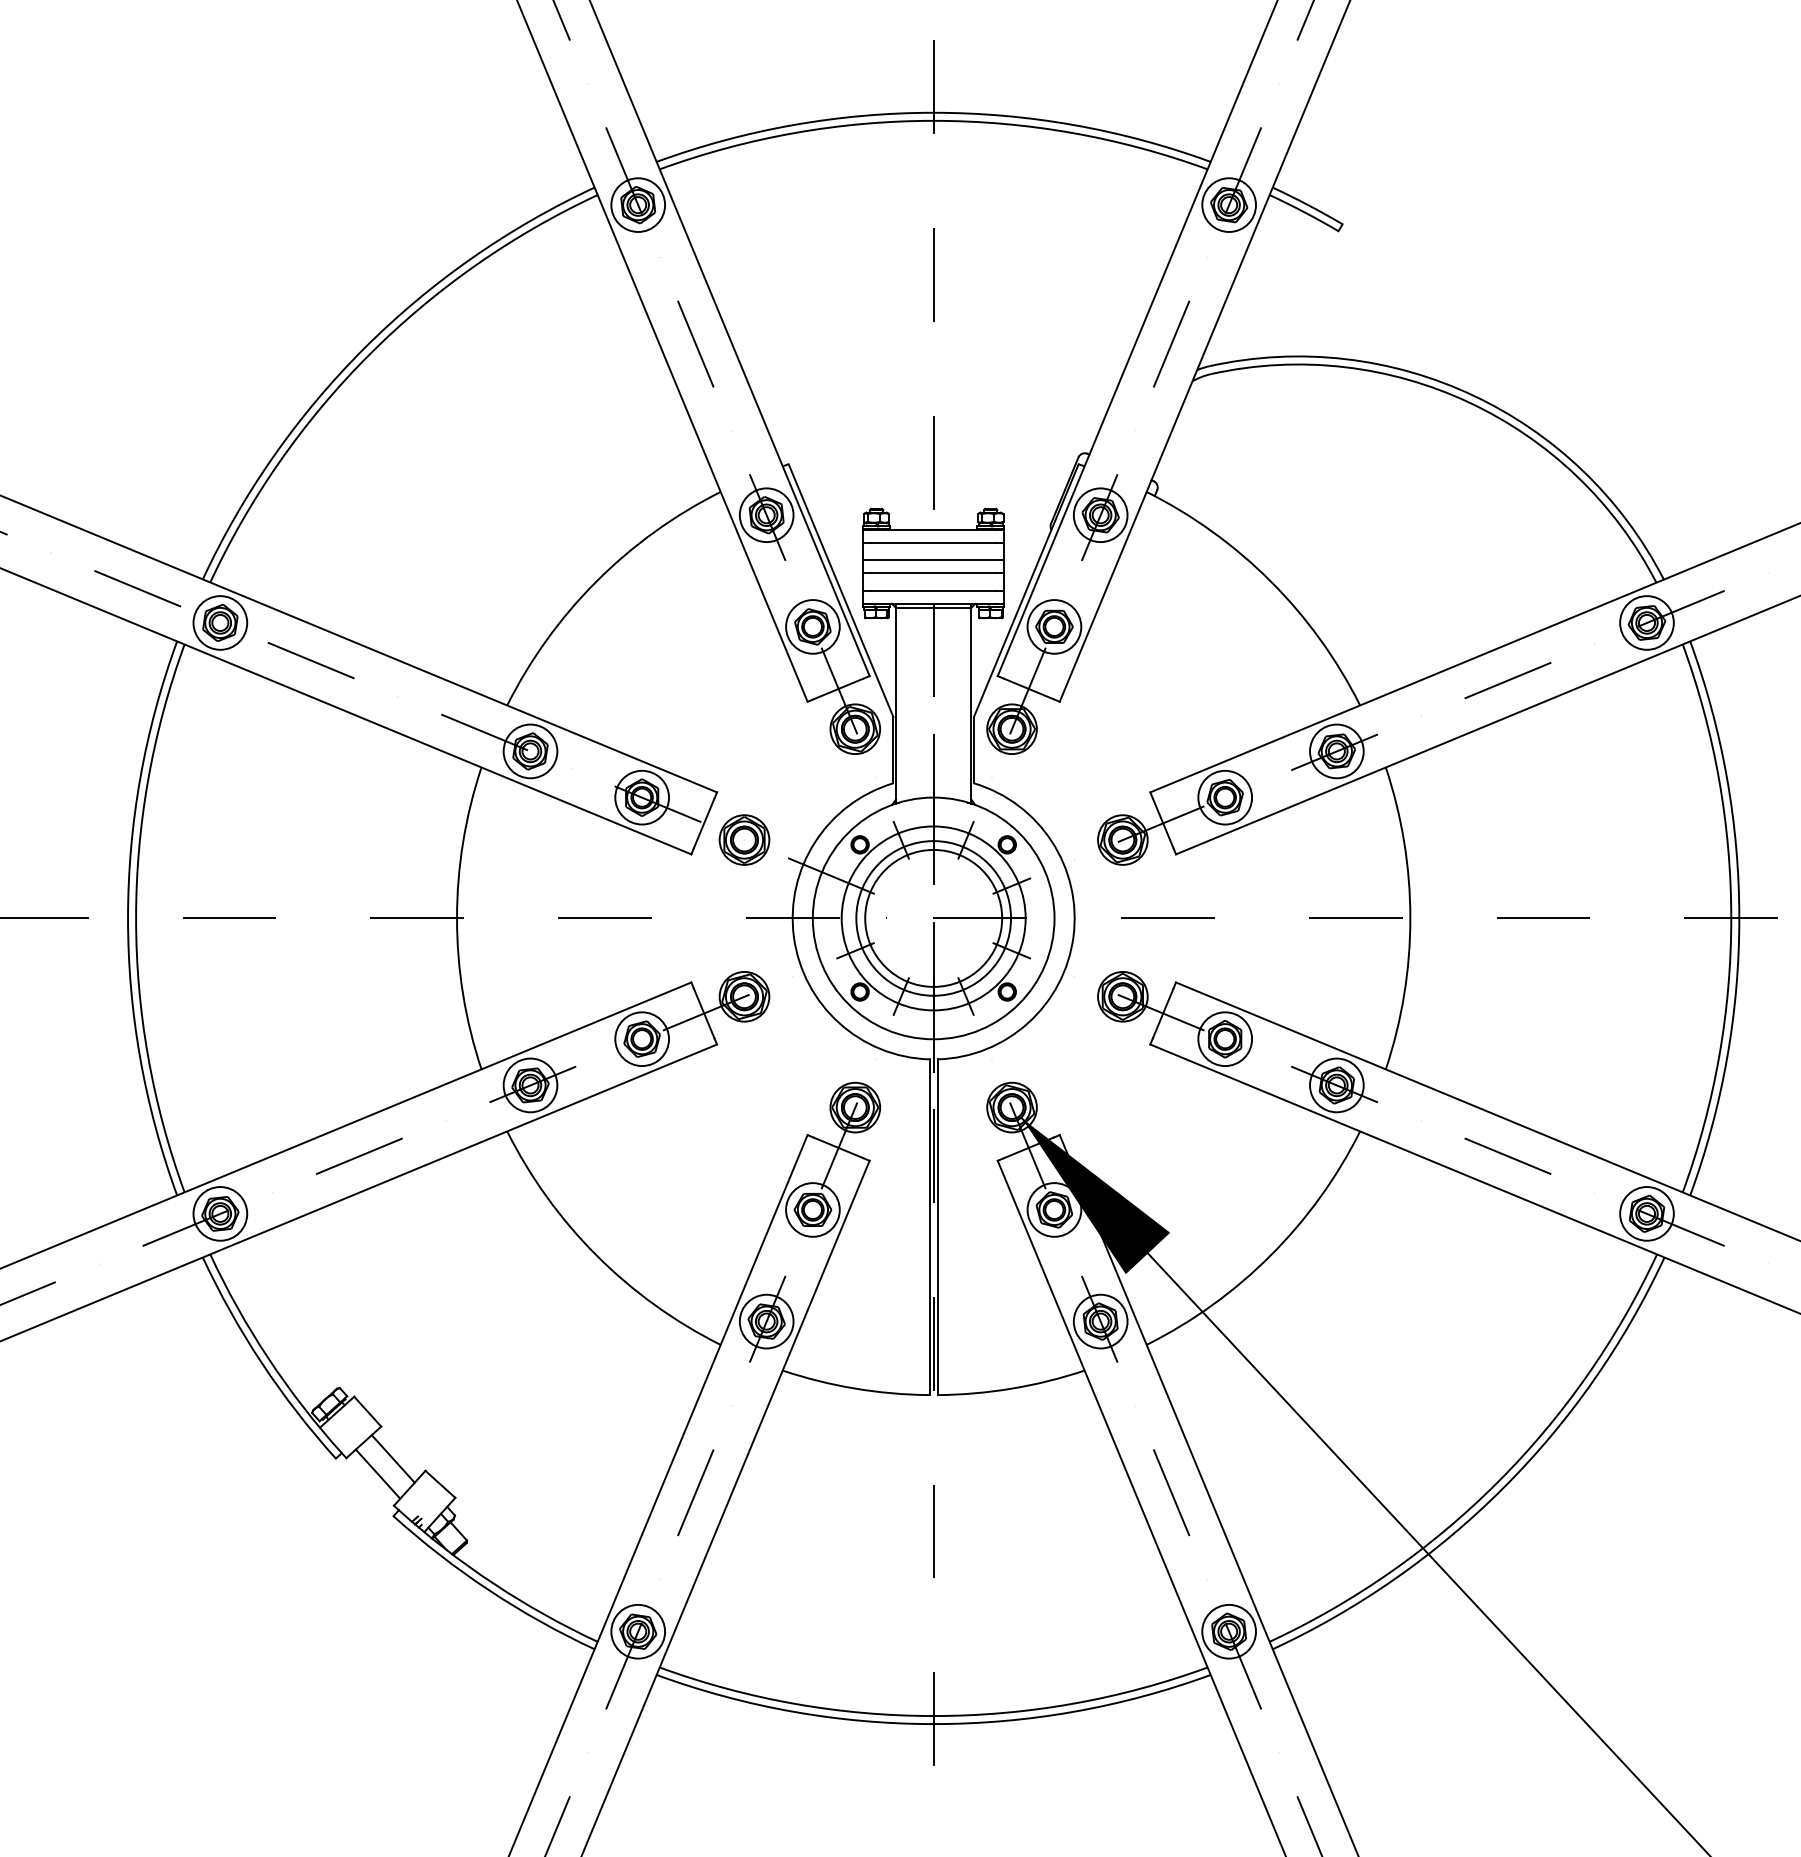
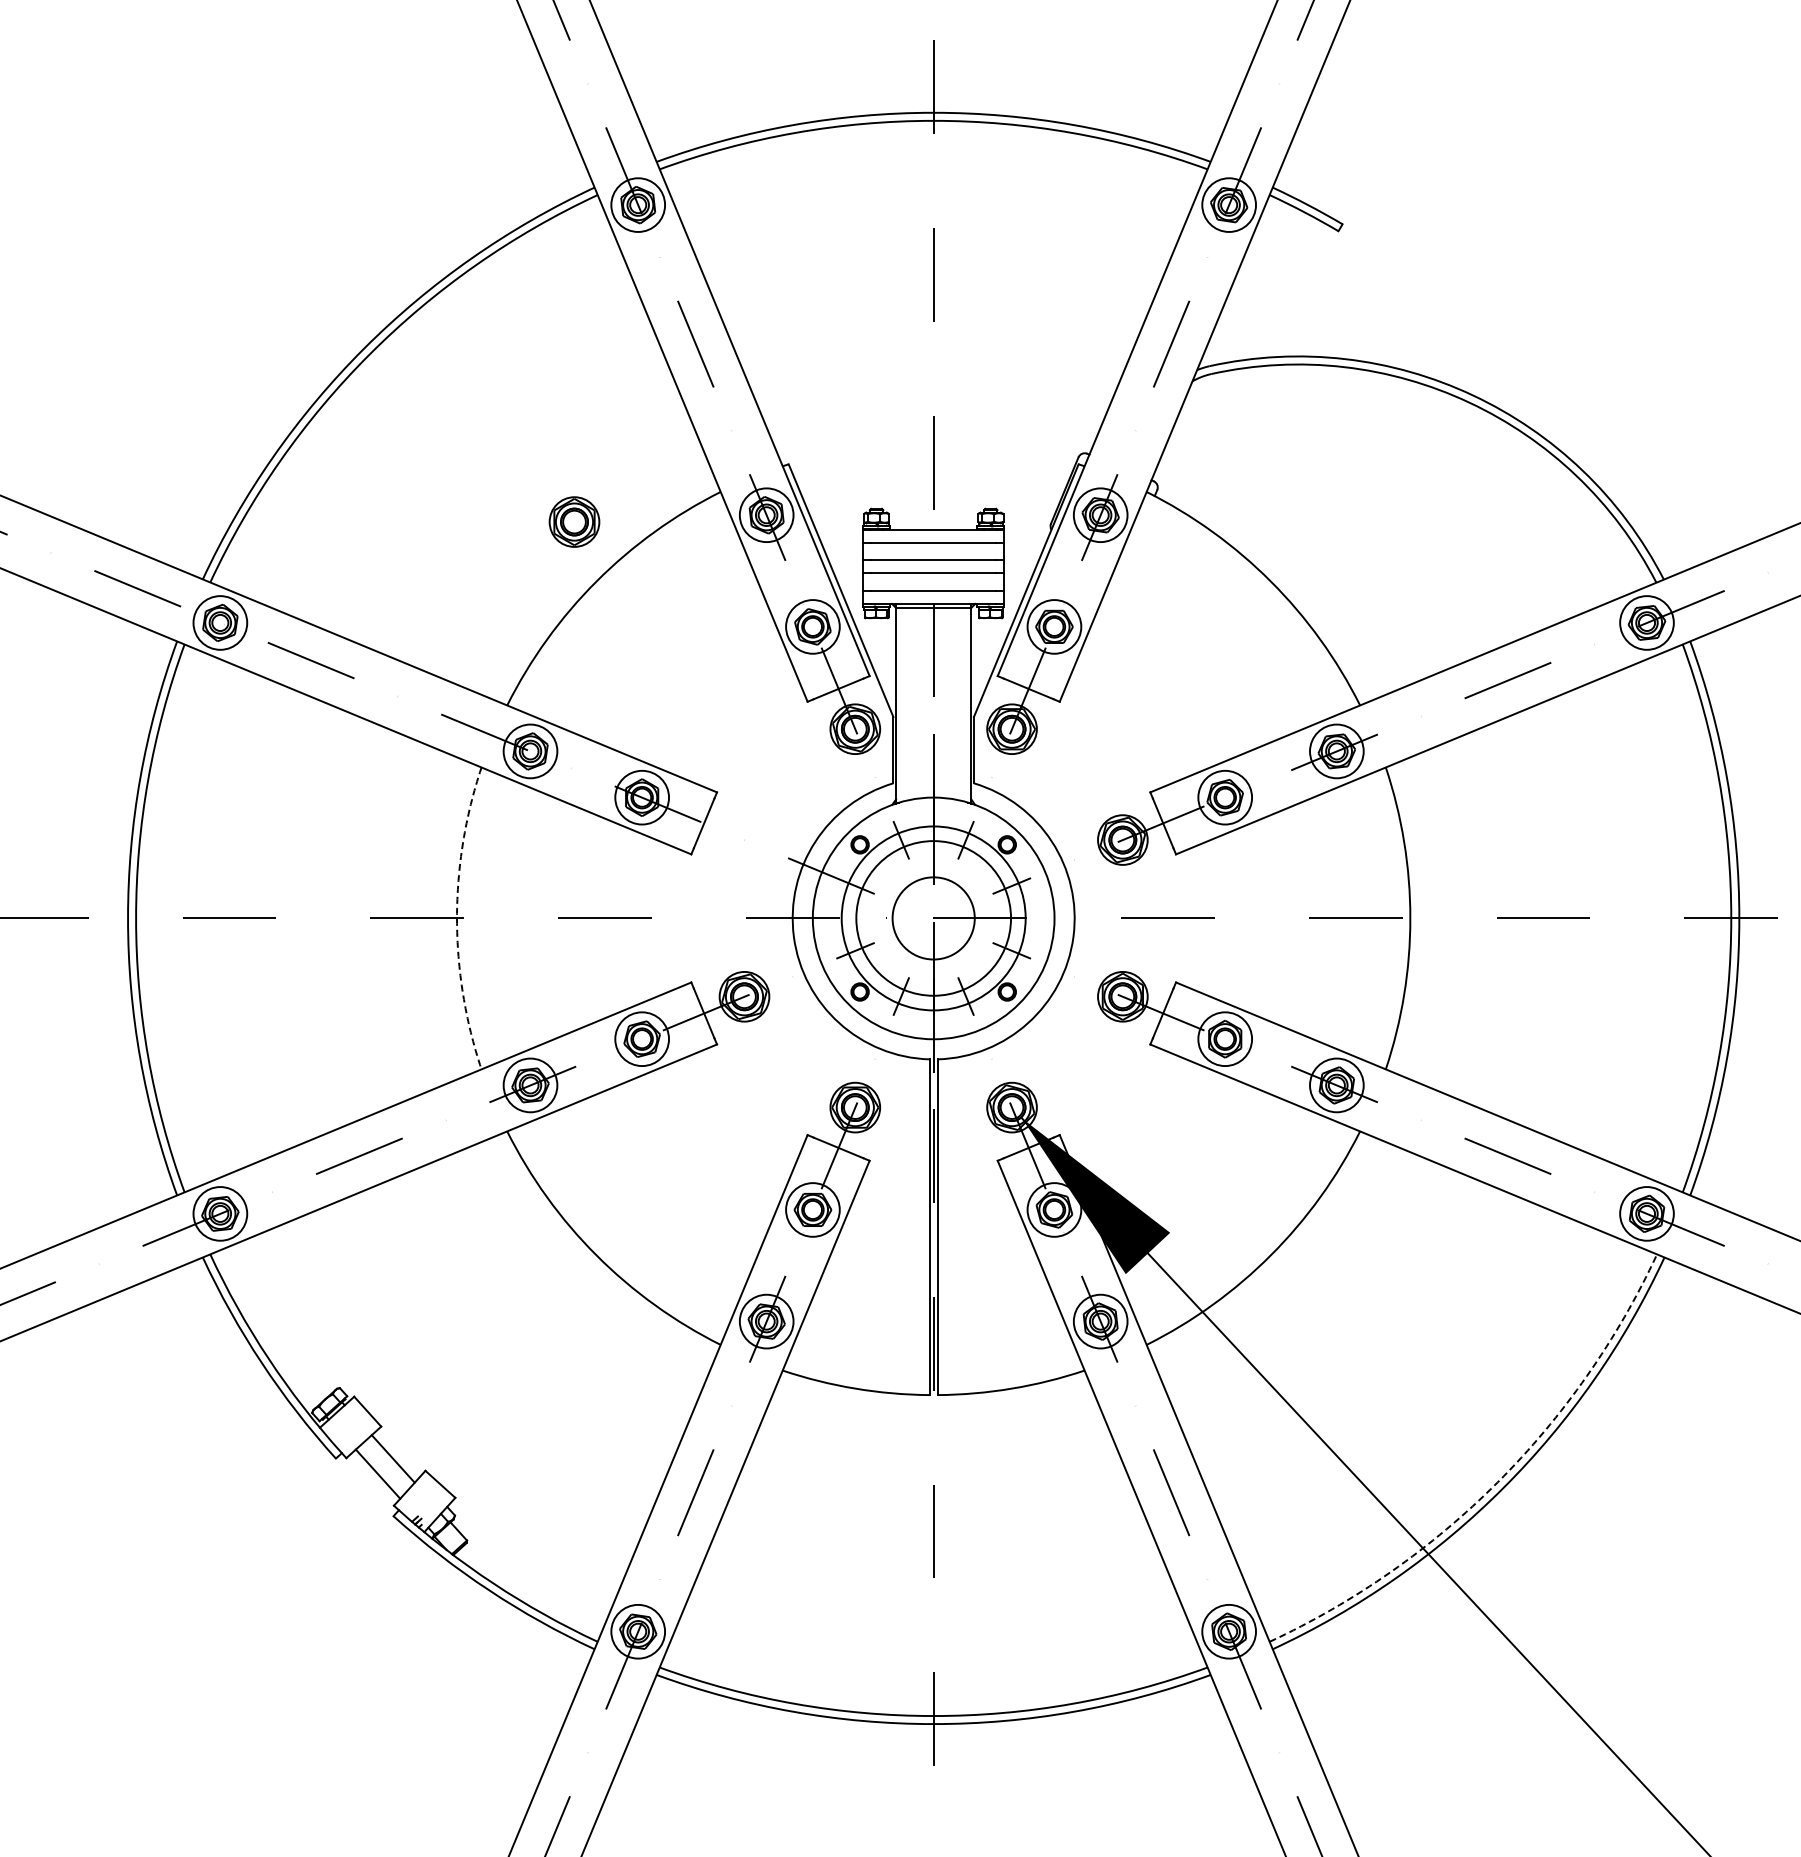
part position: (744, 839) -> (574, 521) (574, 521)
circle diameter: 137 px -> 82 px (933, 918)
arc: solid -> dashed (457, 918)
arc: solid -> dashed (1497, 1482)
